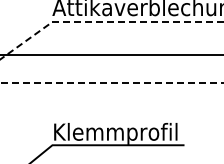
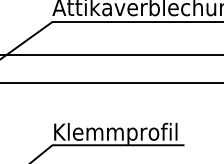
line: dashed -> solid (105, 22)
line: dashed -> solid (112, 82)
